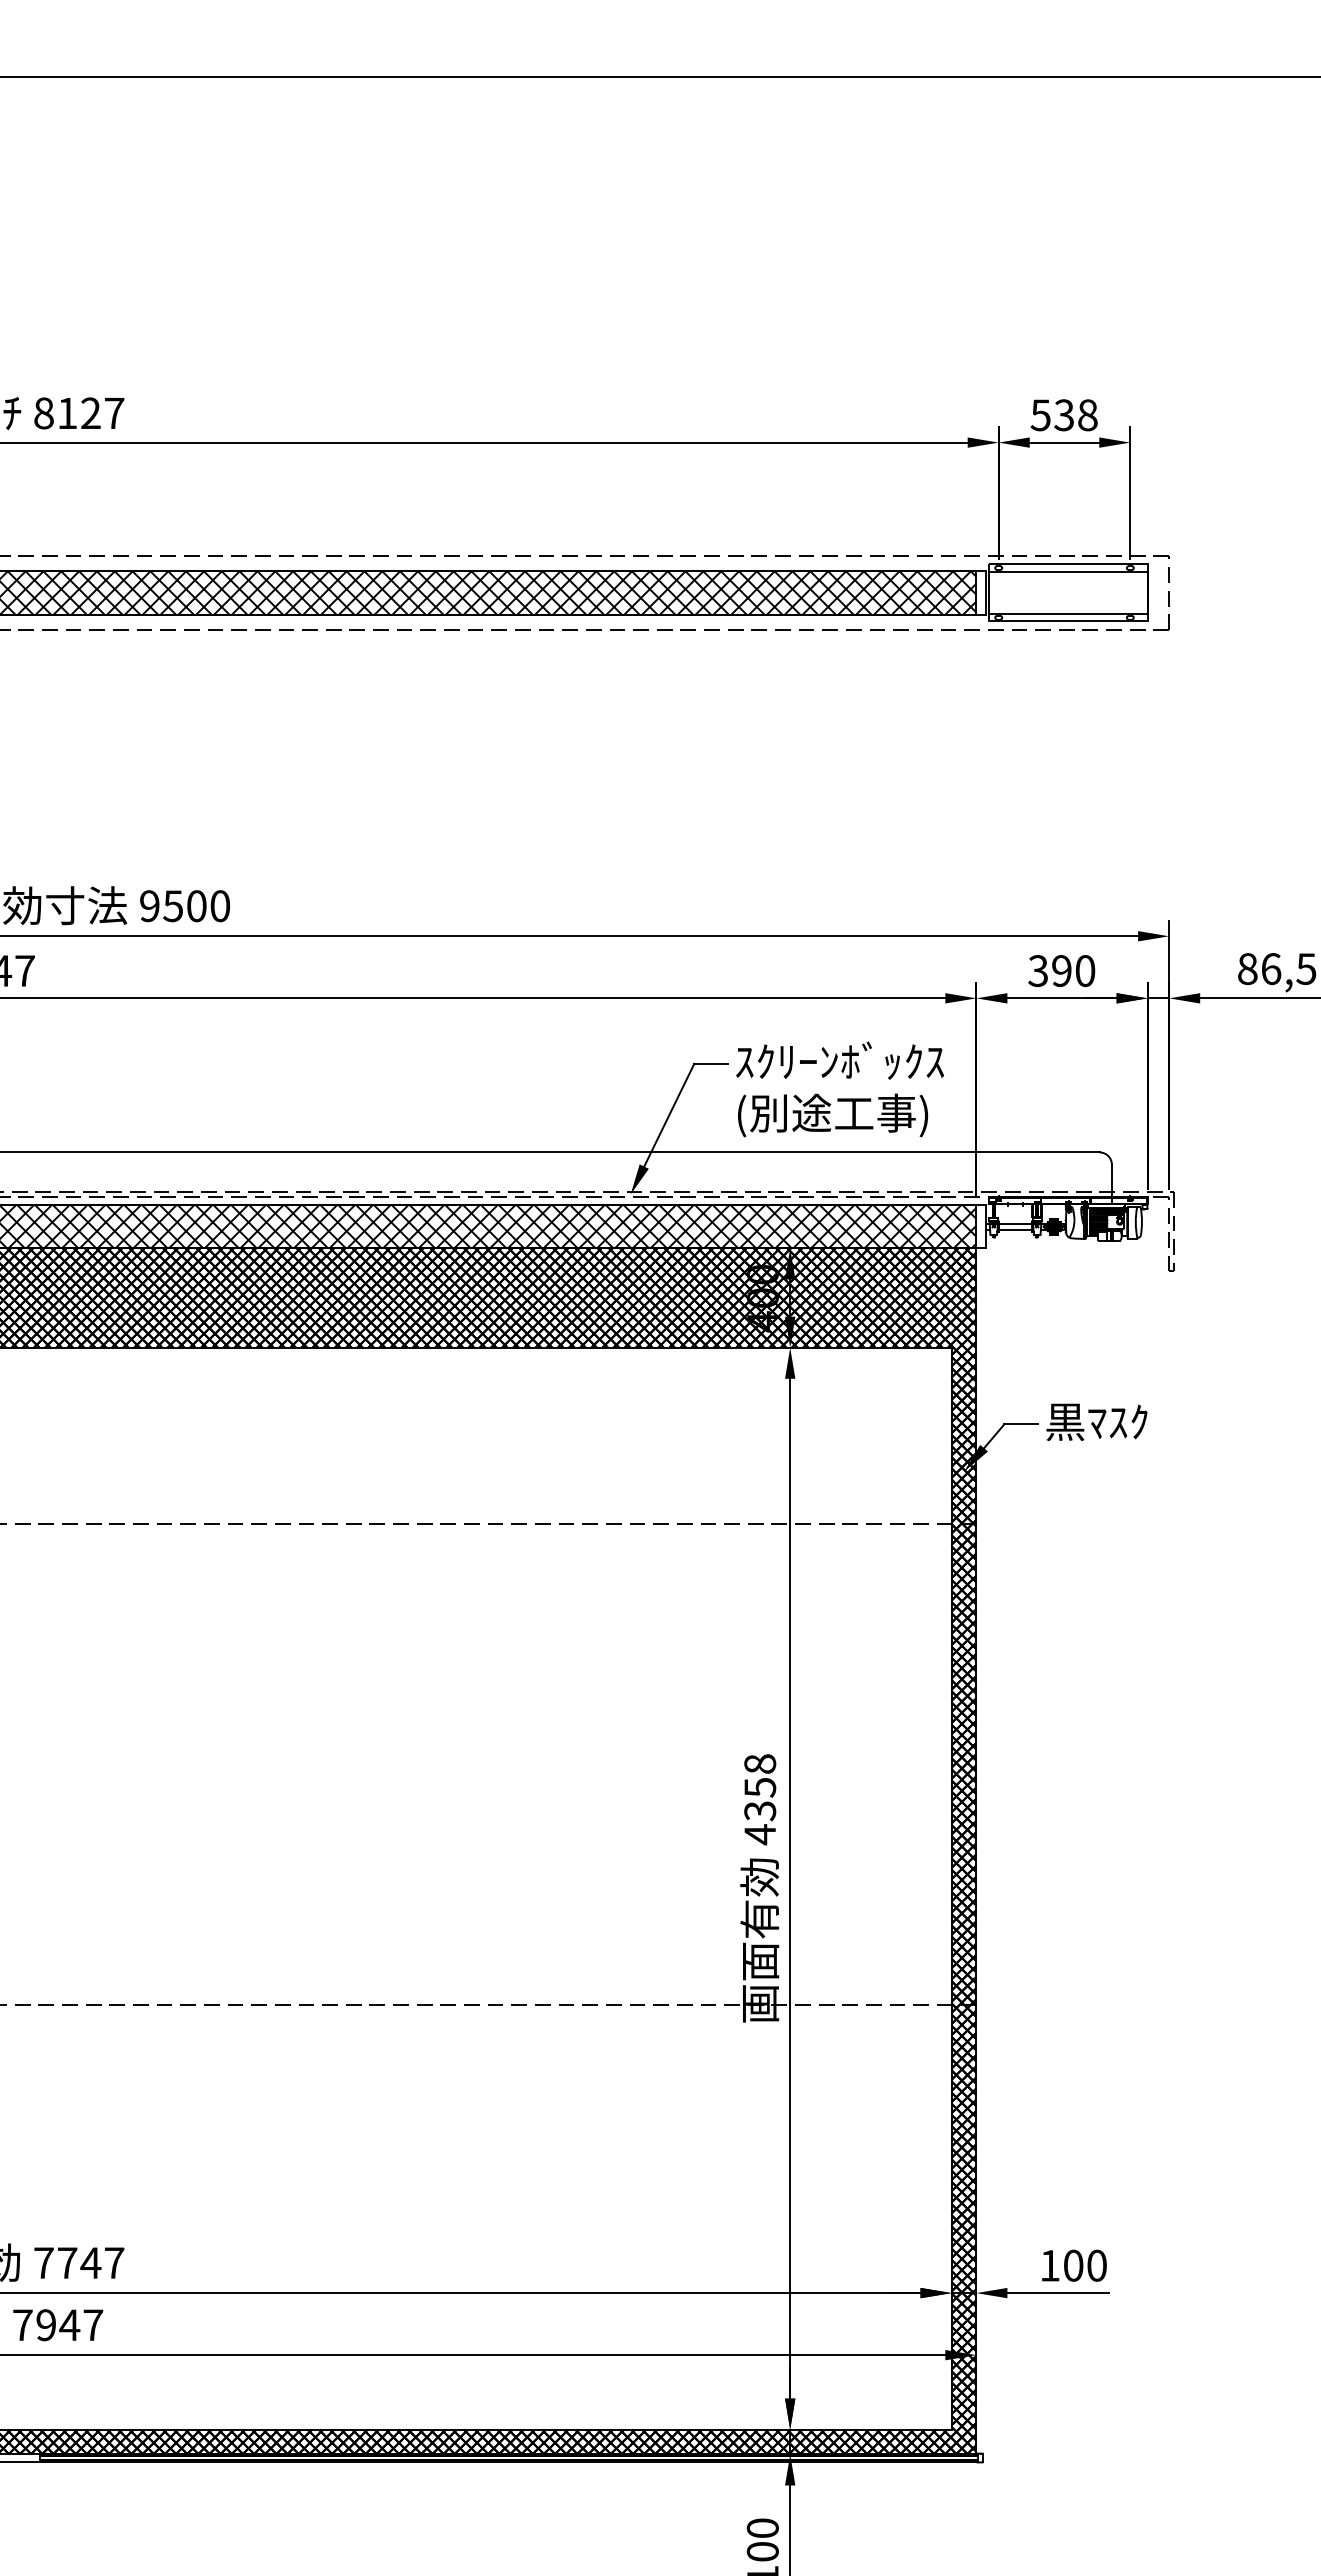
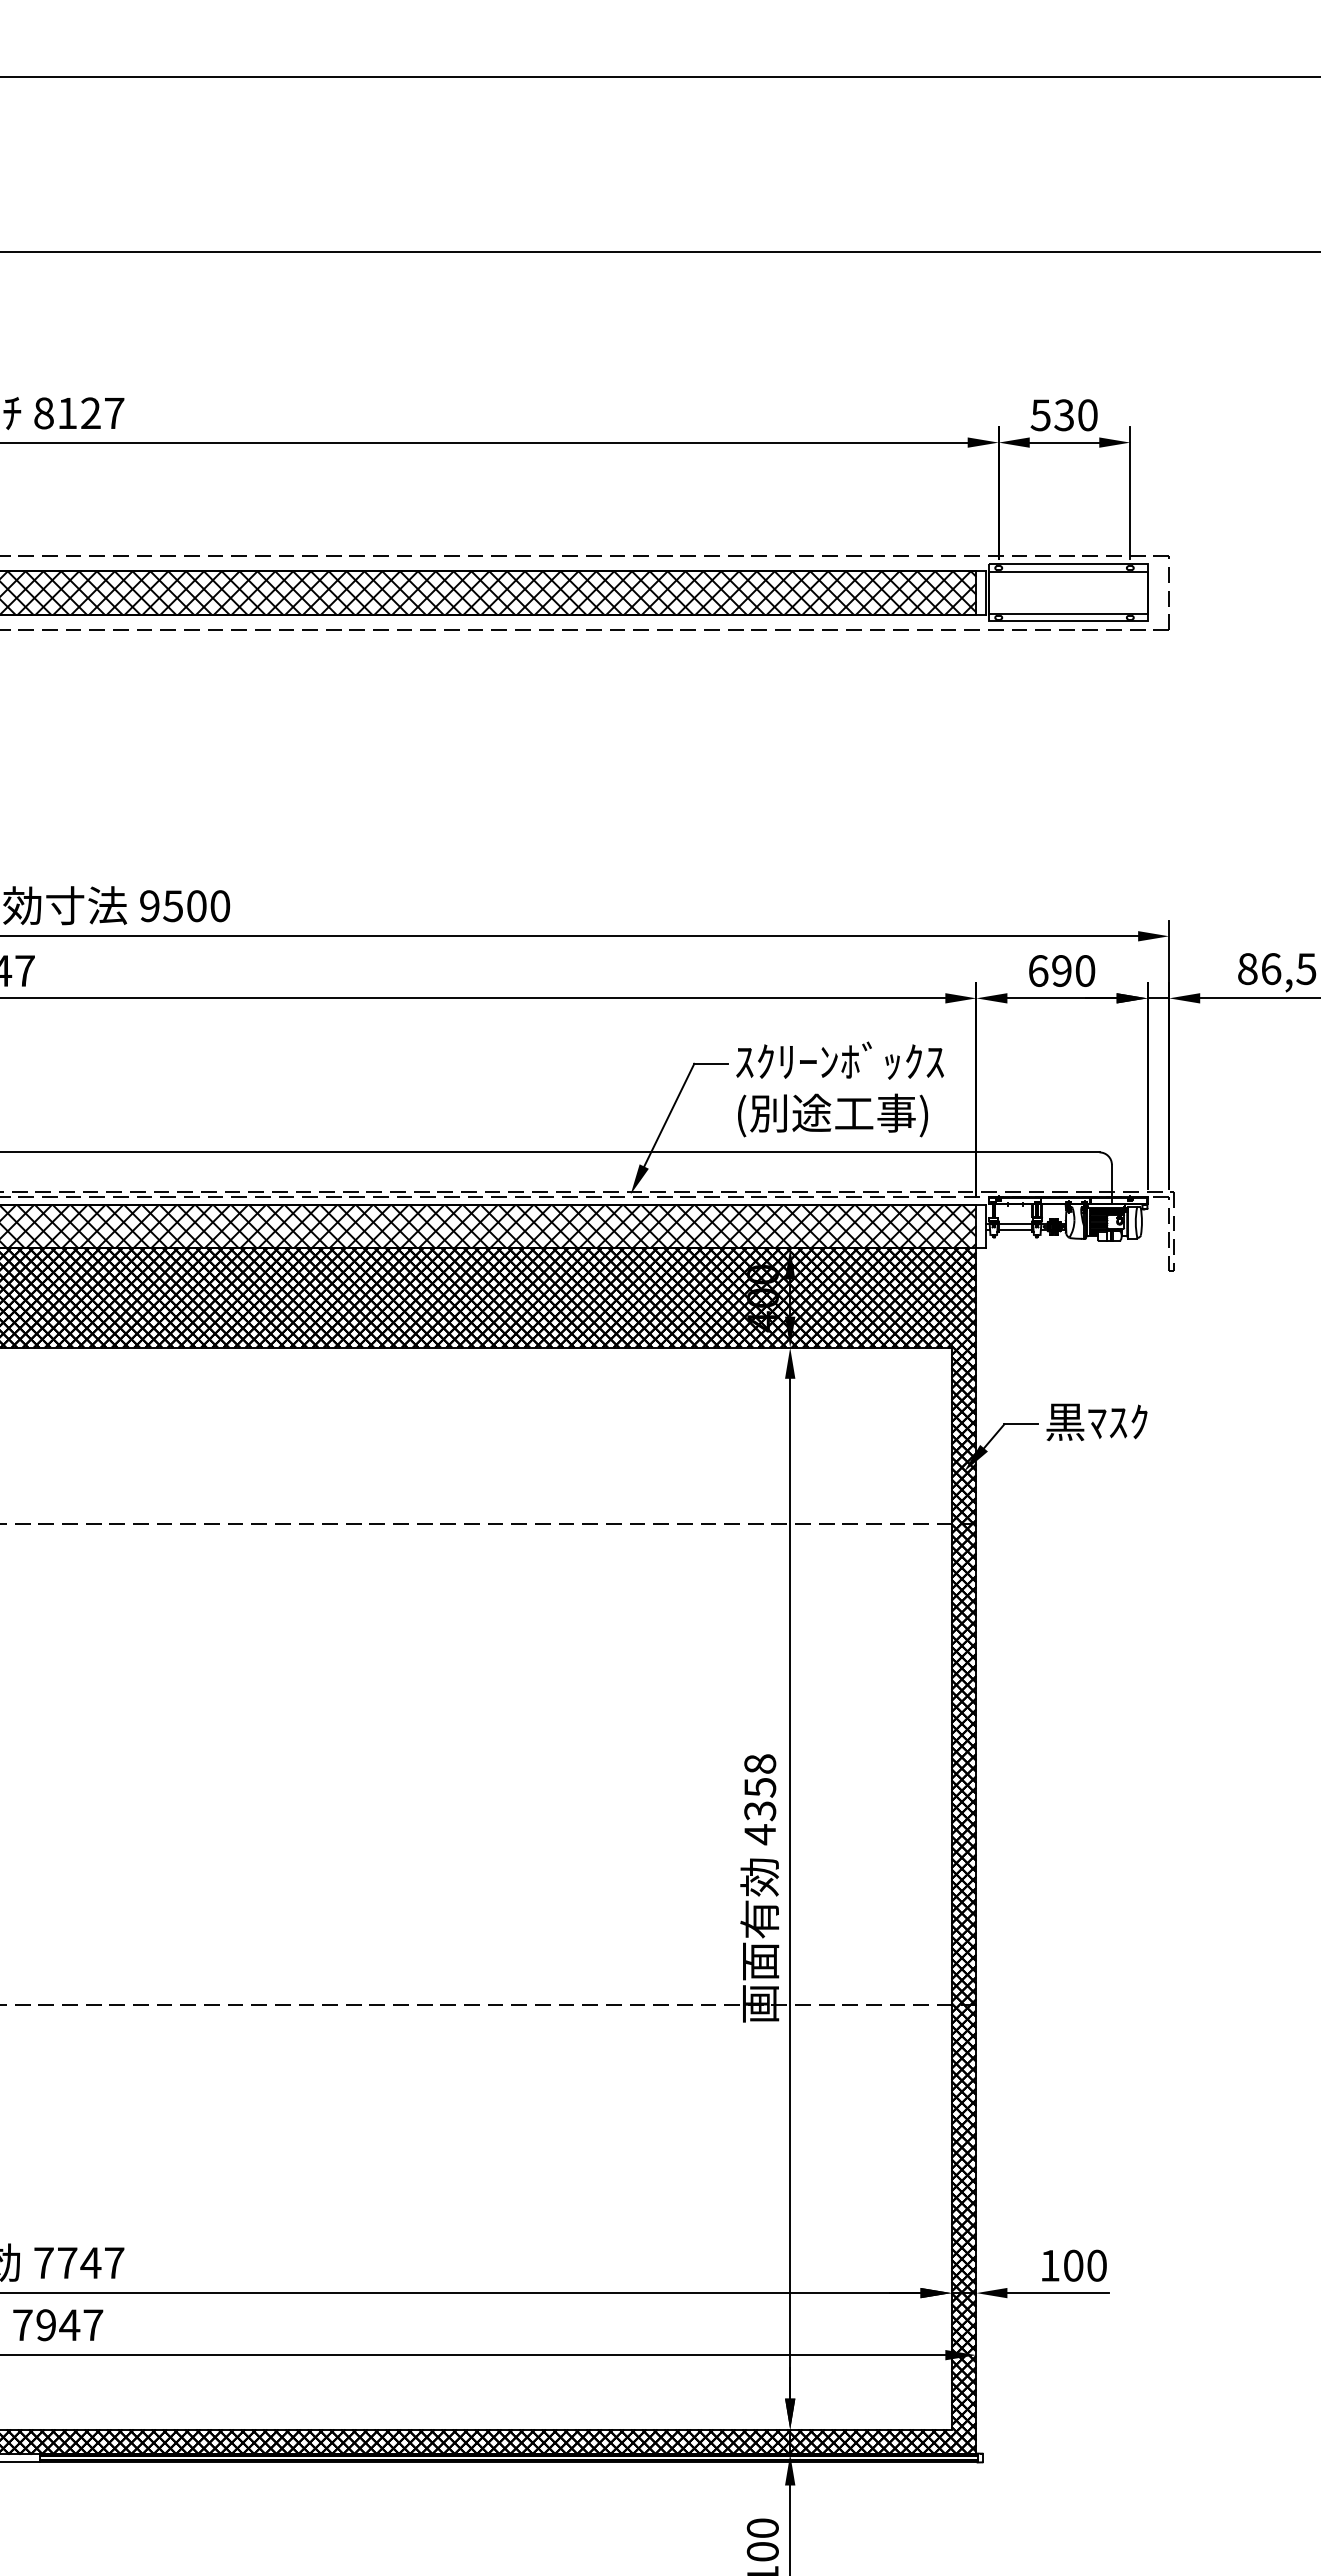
line: none -> present (659, 252)
text: 538 -> 530 (1087, 415)
text: 390 -> 690 (1038, 970)
